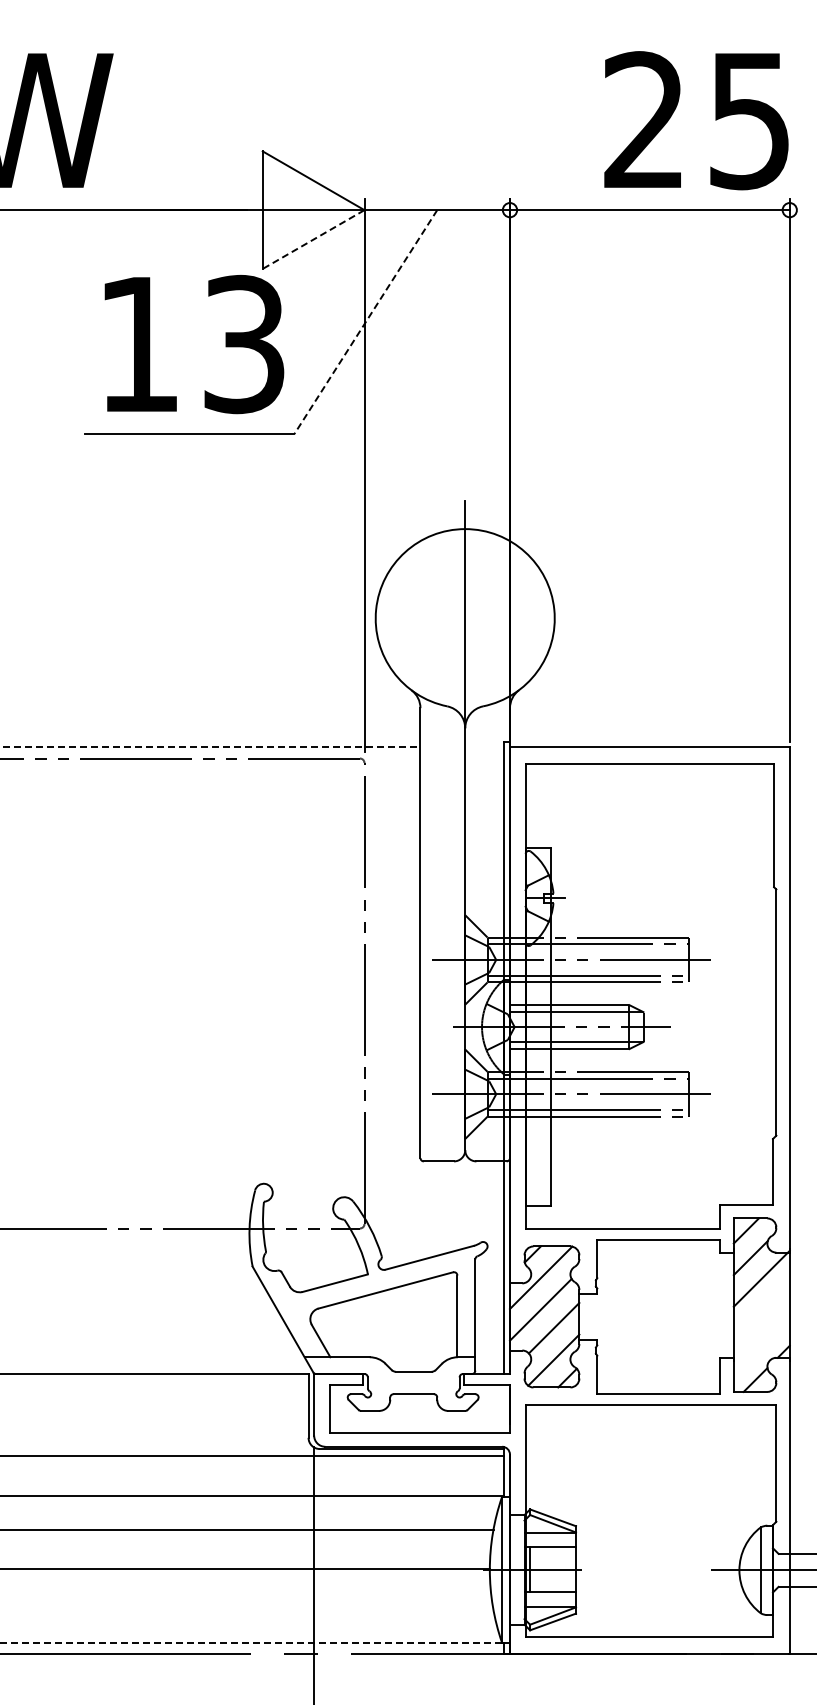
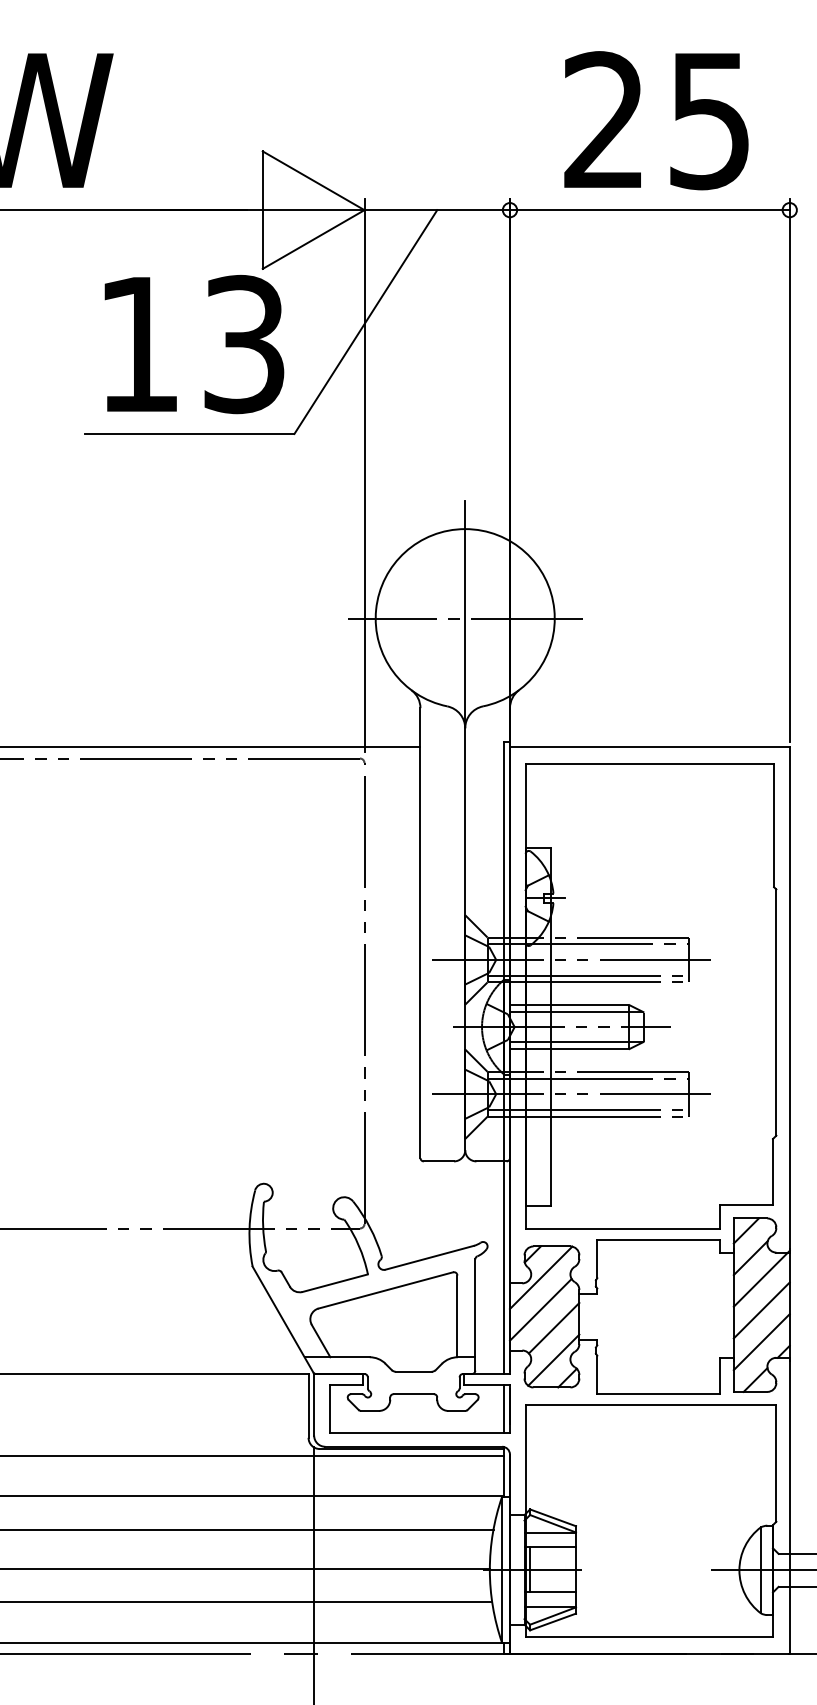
text position: (696, 120) -> (656, 120) (656, 120)
line: dashed -> solid (313, 239)
line: dashed -> solid (365, 322)
line: none -> present (464, 618)
line: dashed -> solid (210, 747)
line: none -> present (761, 1310)
line: none -> present (761, 1342)
line: none -> present (504, 1409)
line: none -> present (247, 1602)
line: dashed -> solid (251, 1642)
